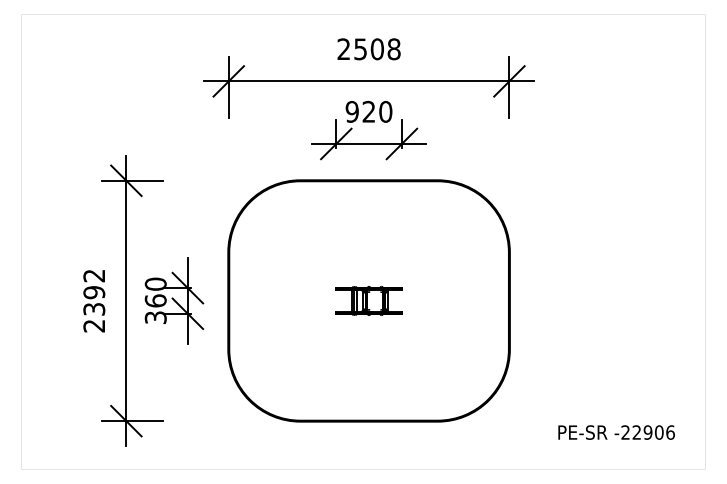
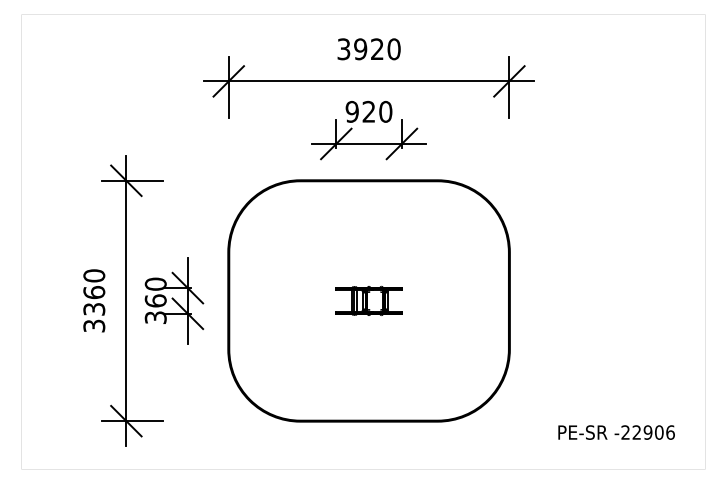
text: 2508 -> 3920 (368, 49)
text: 2392 -> 3360 (94, 300)
